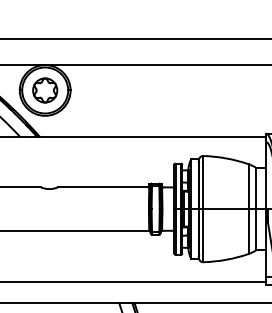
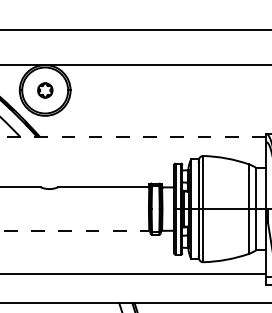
line position: (135, 38) -> (135, 29) (135, 29)
part size: 27x27 px -> 17x17 px (45, 90)
line: solid -> dashed (132, 136)
line: solid -> dashed (75, 230)
line position: (133, 281) -> (133, 273) (133, 273)
